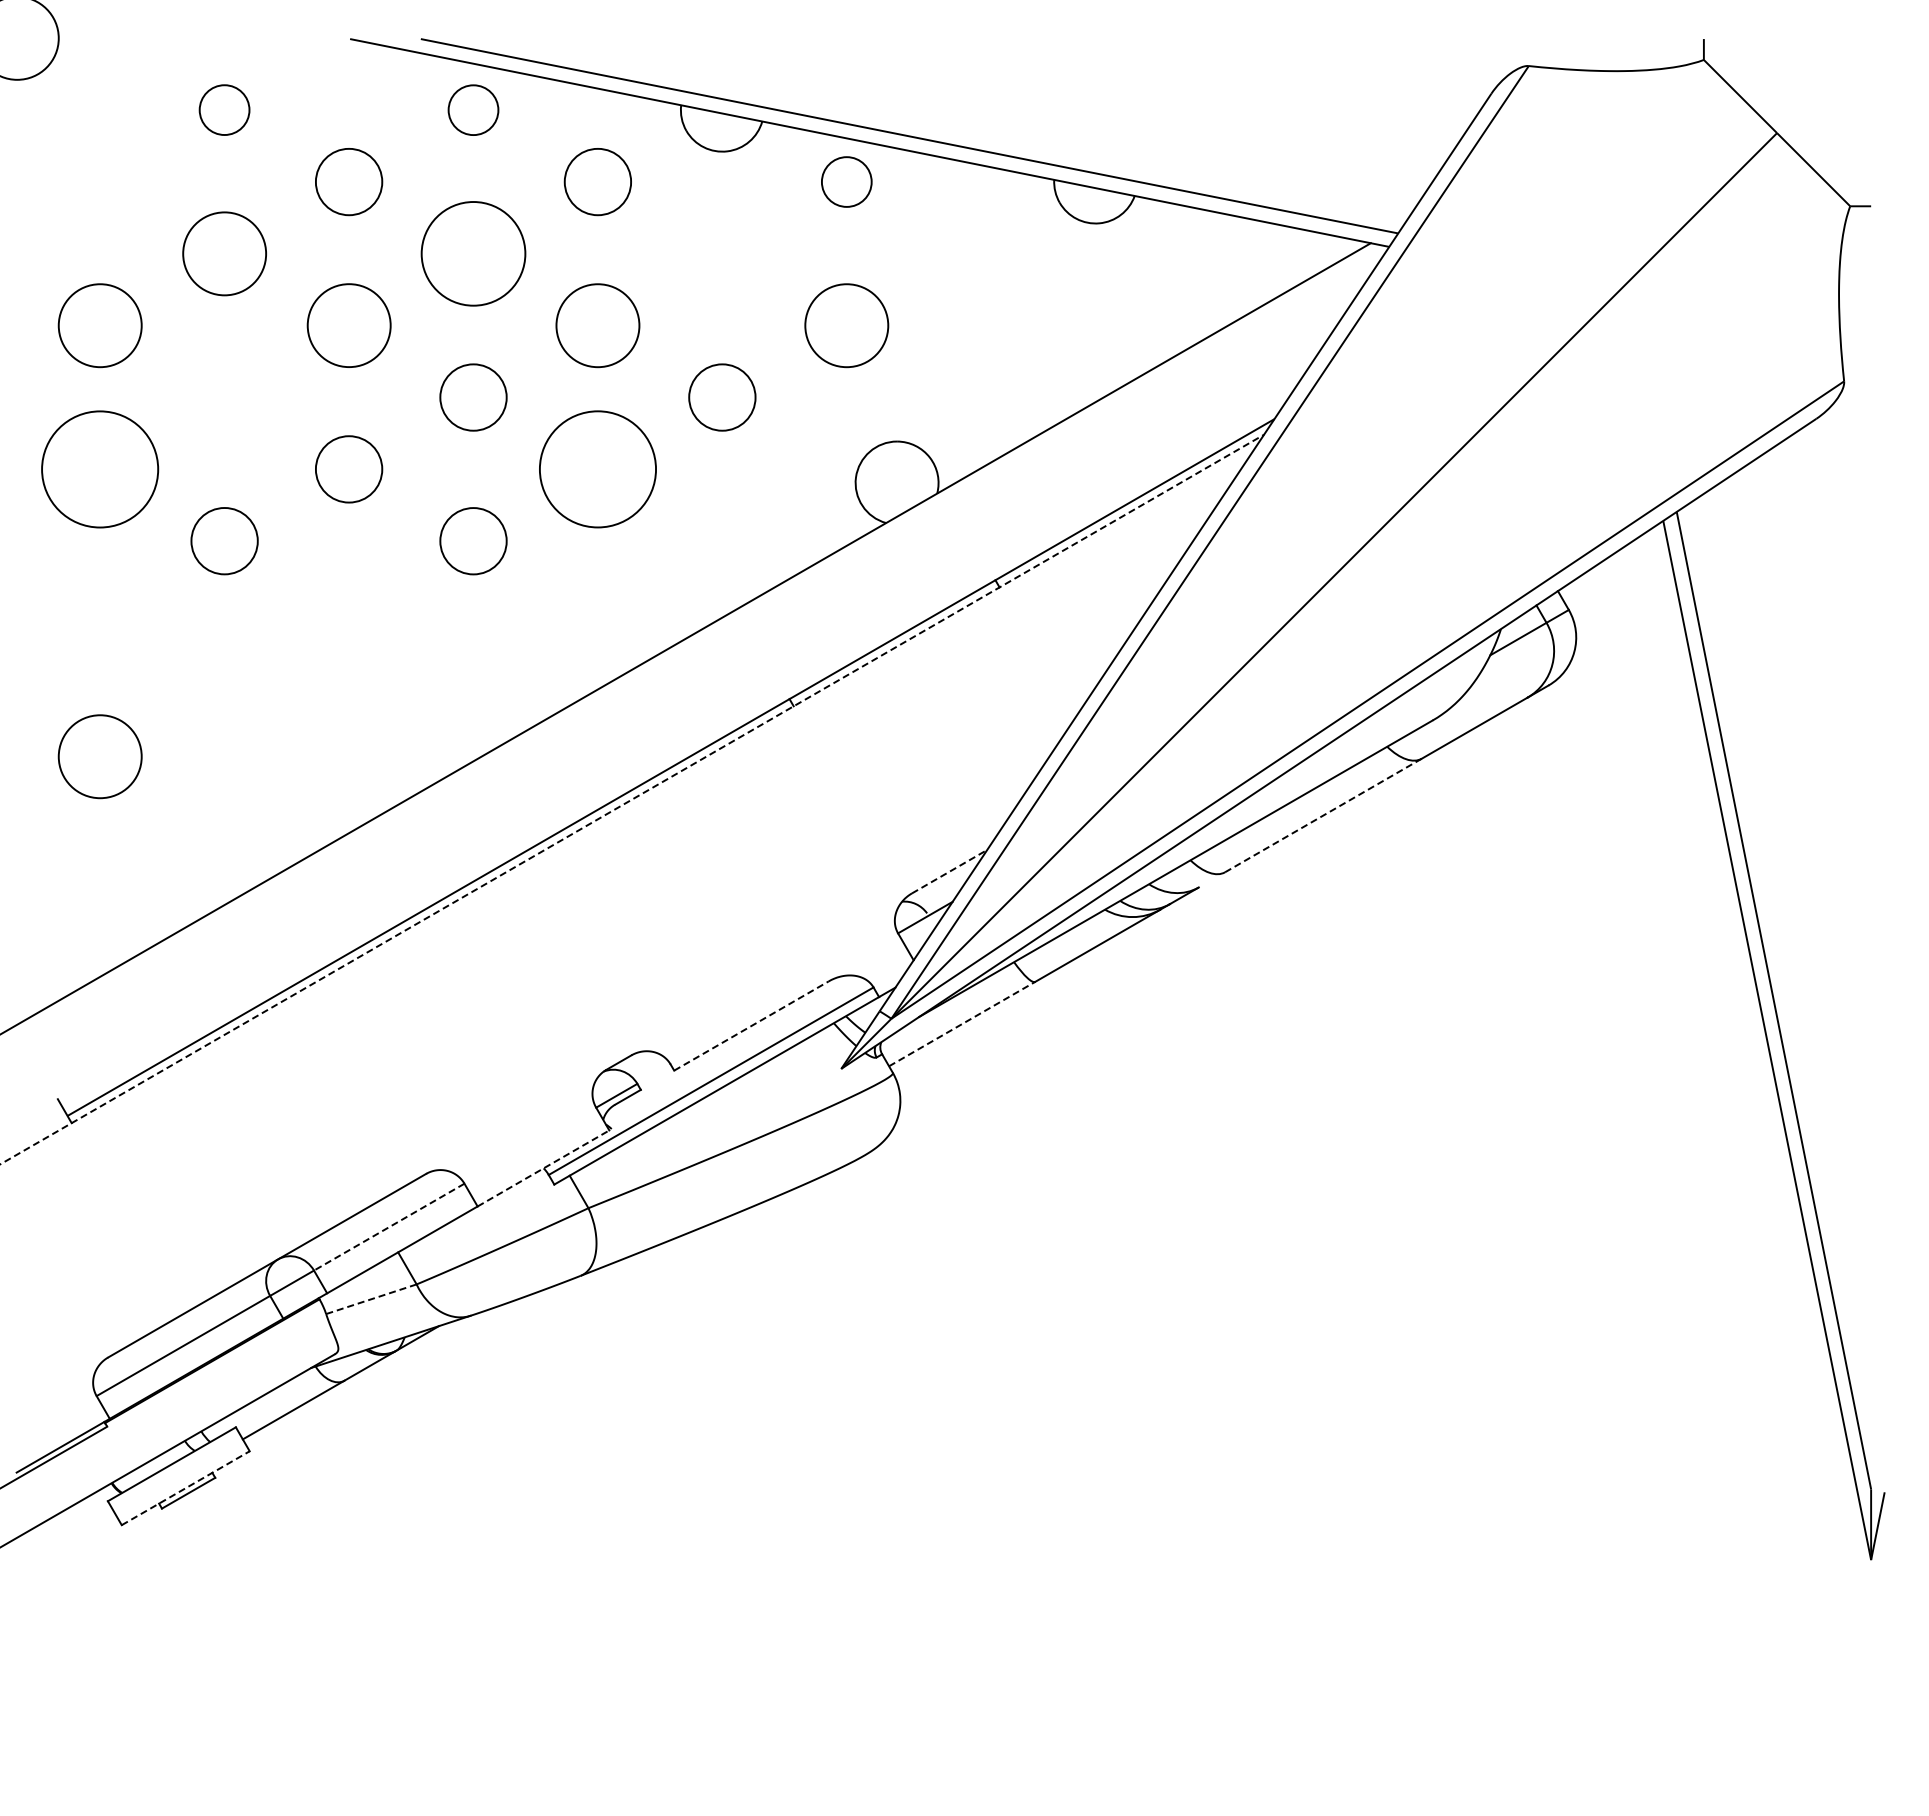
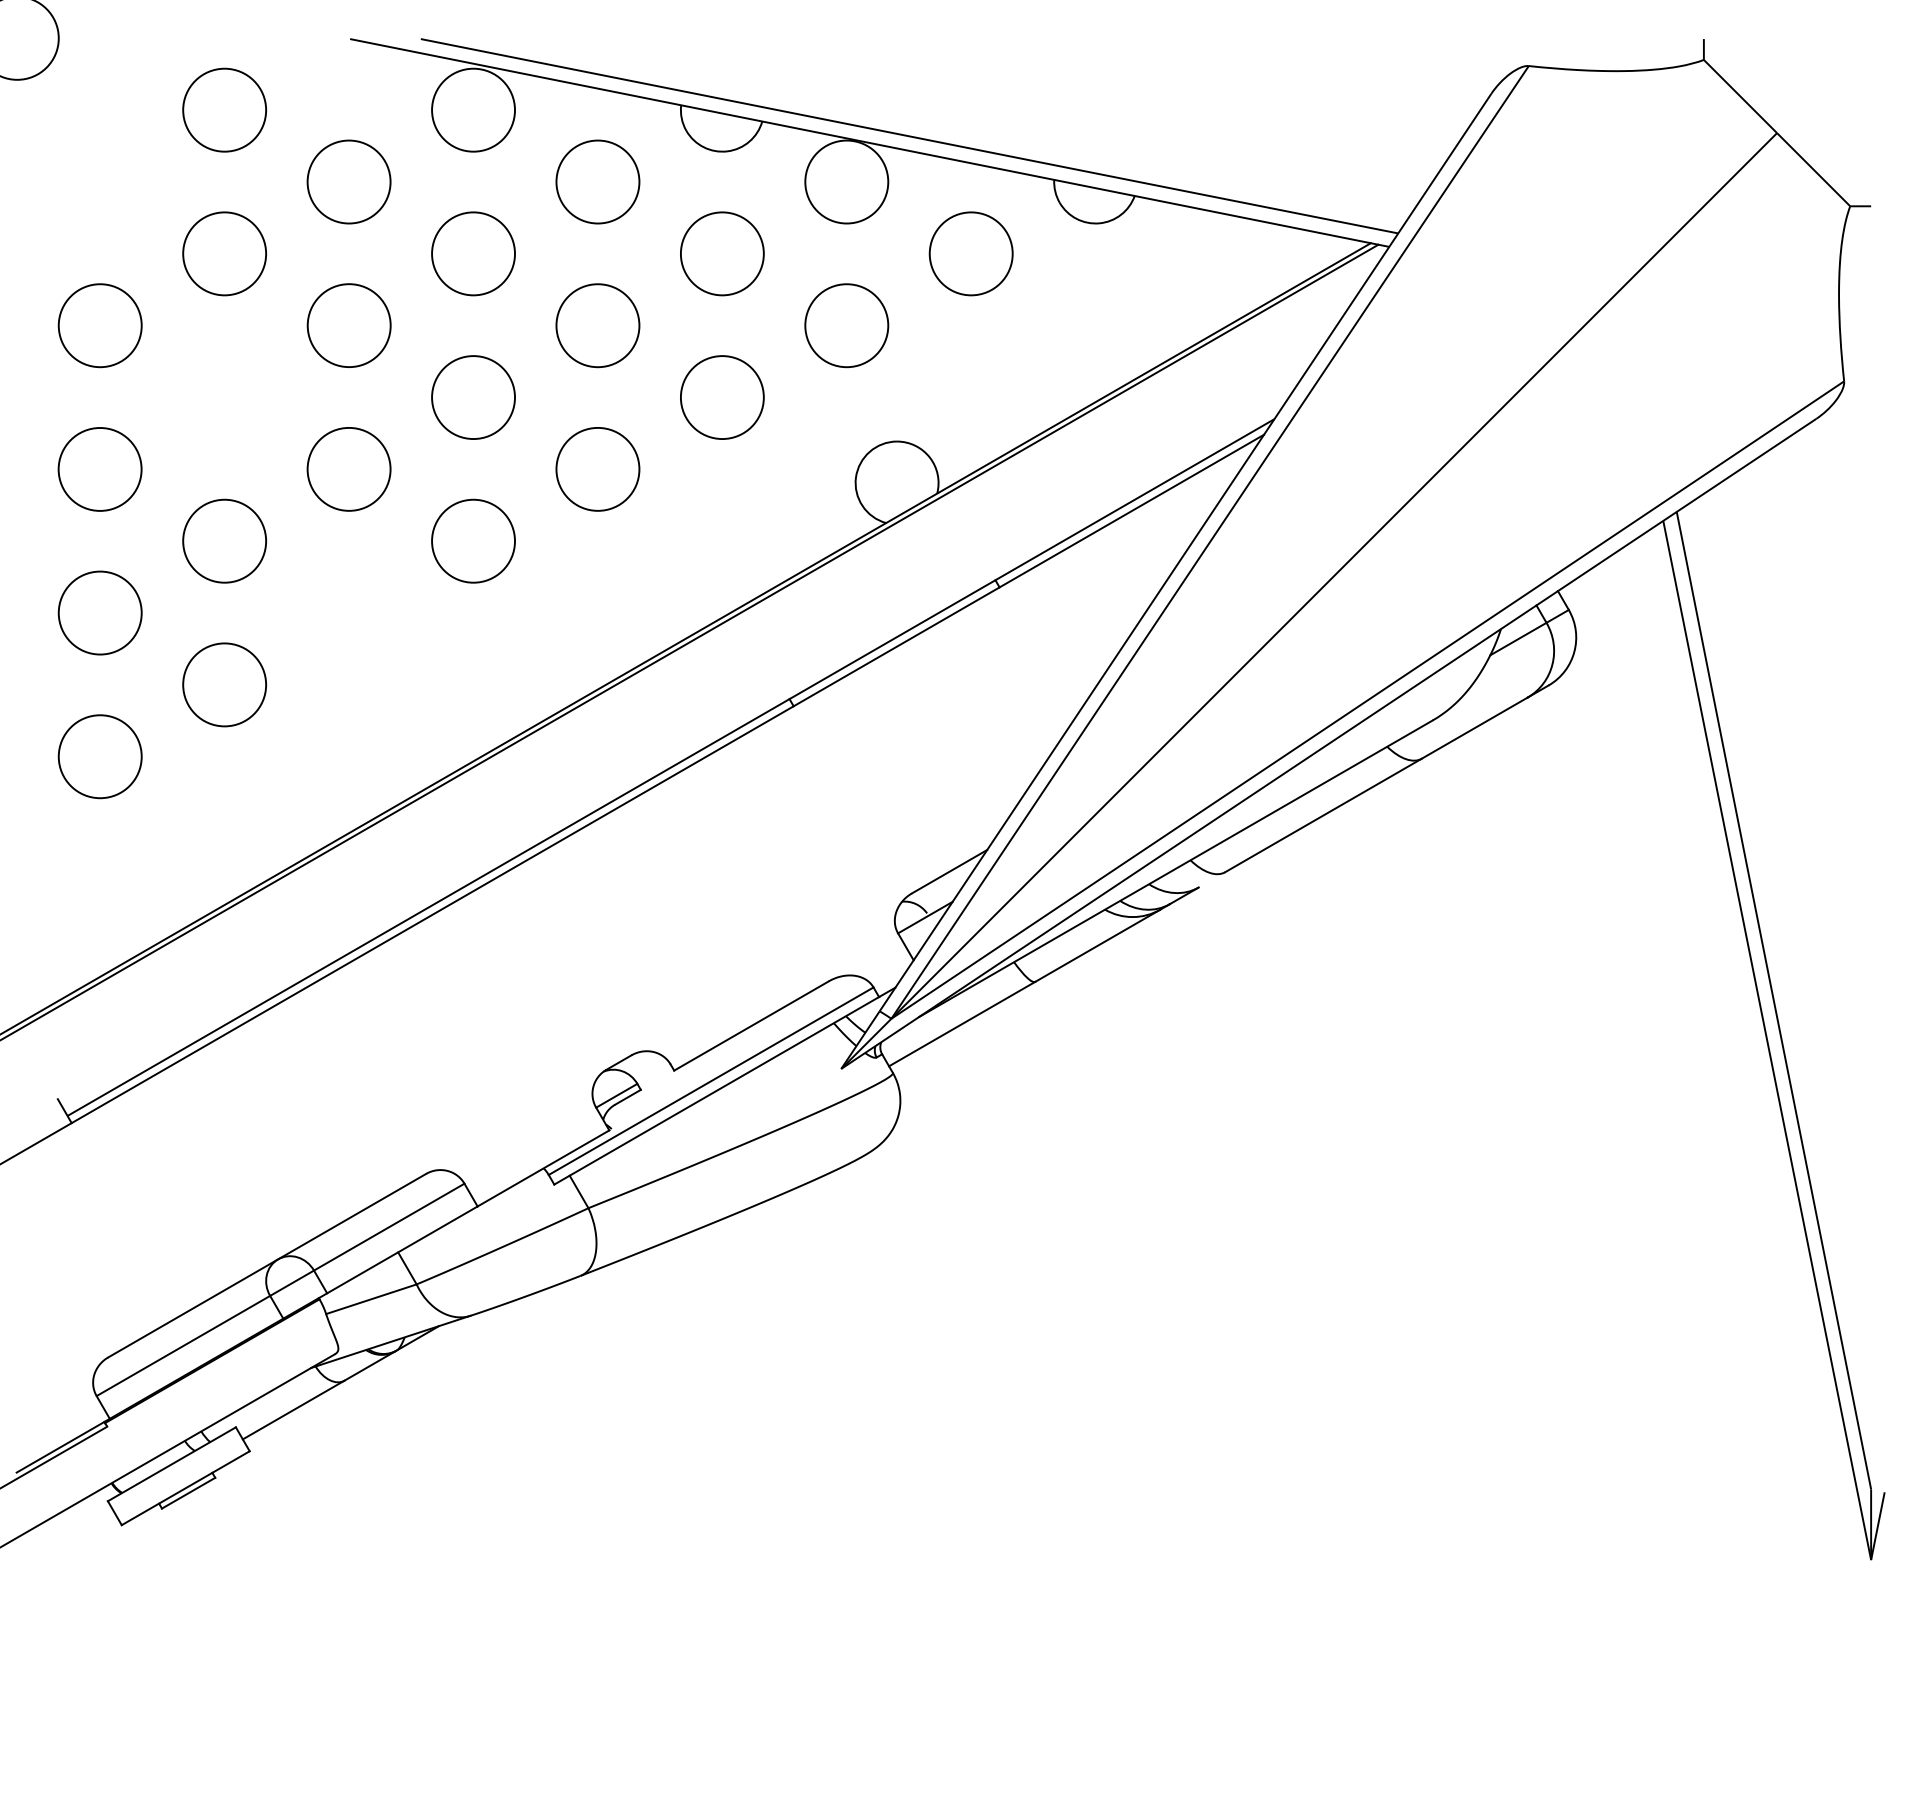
circle size: 53x52 px -> 85x86 px (224, 109)
circle diameter: 50 px -> 83 px (473, 109)
circle diameter: 66 px -> 83 px (348, 181)
circle diameter: 66 px -> 83 px (597, 181)
circle diameter: 50 px -> 83 px (846, 181)
circle size: 107x106 px -> 85x86 px (473, 253)
circle: none -> present (722, 253)
circle: none -> present (970, 253)
circle diameter: 66 px -> 83 px (473, 397)
circle diameter: 66 px -> 83 px (721, 397)
circle diameter: 116 px -> 83 px (99, 468)
circle diameter: 66 px -> 83 px (348, 468)
circle diameter: 116 px -> 83 px (597, 468)
circle size: 69x69 px -> 85x86 px (224, 540)
circle diameter: 66 px -> 83 px (473, 540)
circle: none -> present (99, 612)
line: none -> present (690, 641)
circle: none -> present (224, 684)
line: dashed -> solid (632, 799)
line: dashed -> solid (1323, 815)
line: dashed -> solid (950, 871)
line: dashed -> solid (962, 1023)
line: dashed -> solid (751, 1025)
line: dashed -> solid (543, 1168)
line: dashed -> solid (389, 1227)
line: dashed -> solid (371, 1299)
line: dashed -> solid (185, 1488)
